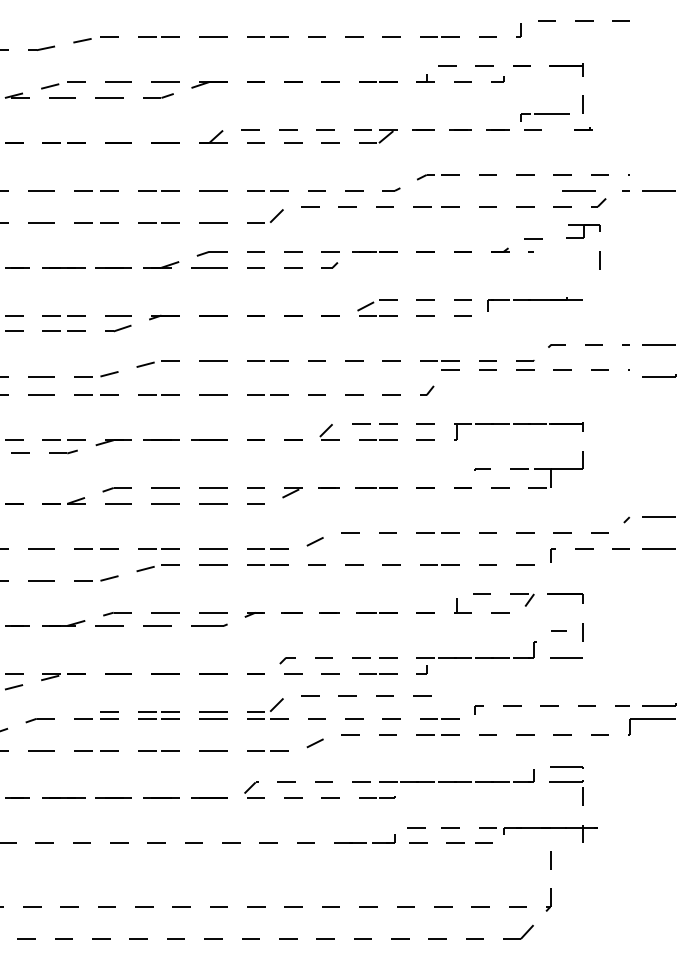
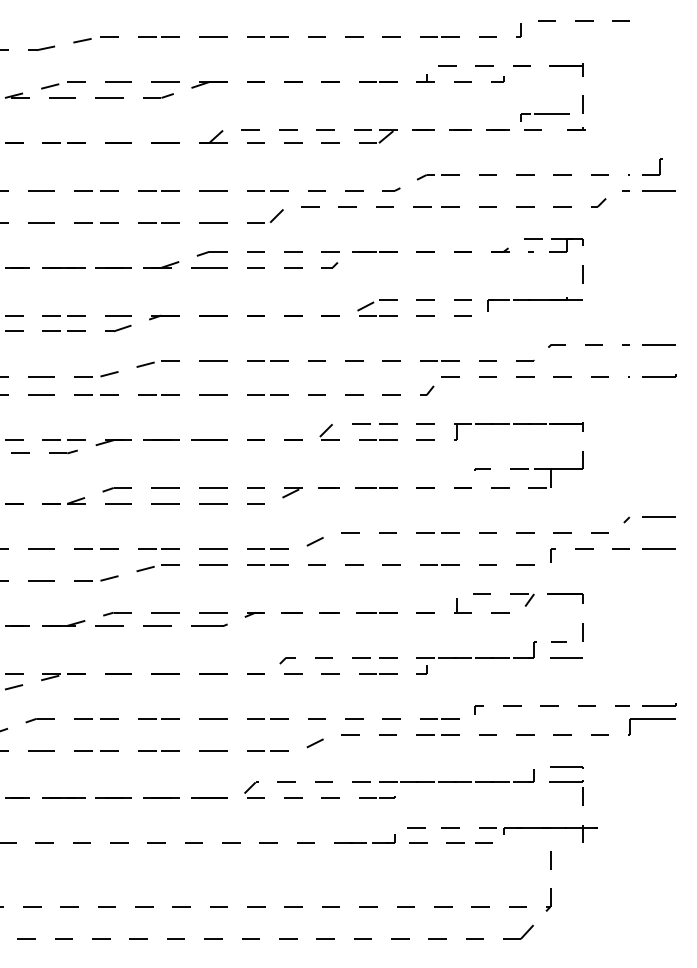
part position: (583, 128) -> (576, 128) (576, 128)
part: none -> present (659, 166)
line: present -> none (578, 190)
part position: (583, 238) -> (566, 252) (566, 252)
curve position: (534, 369) -> (534, 376) (534, 376)
line position: (558, 630) -> (558, 641) (558, 641)
part: present -> none (264, 711)
